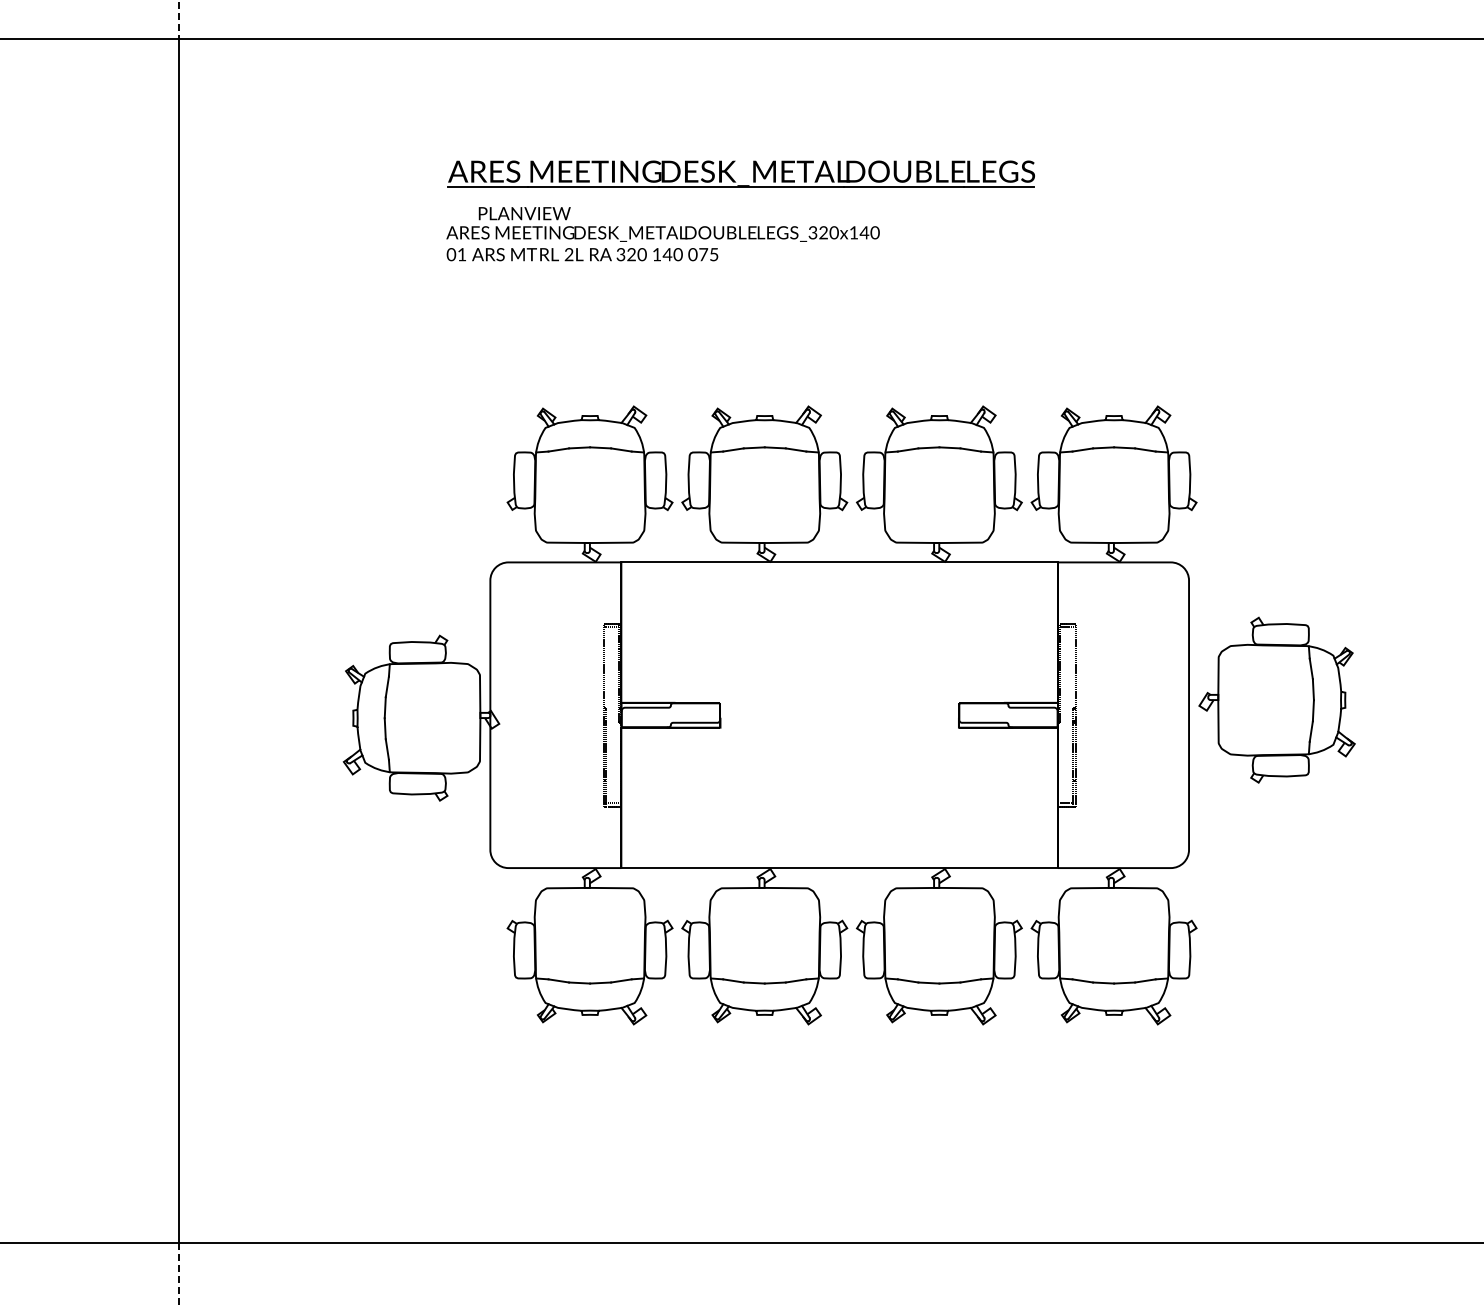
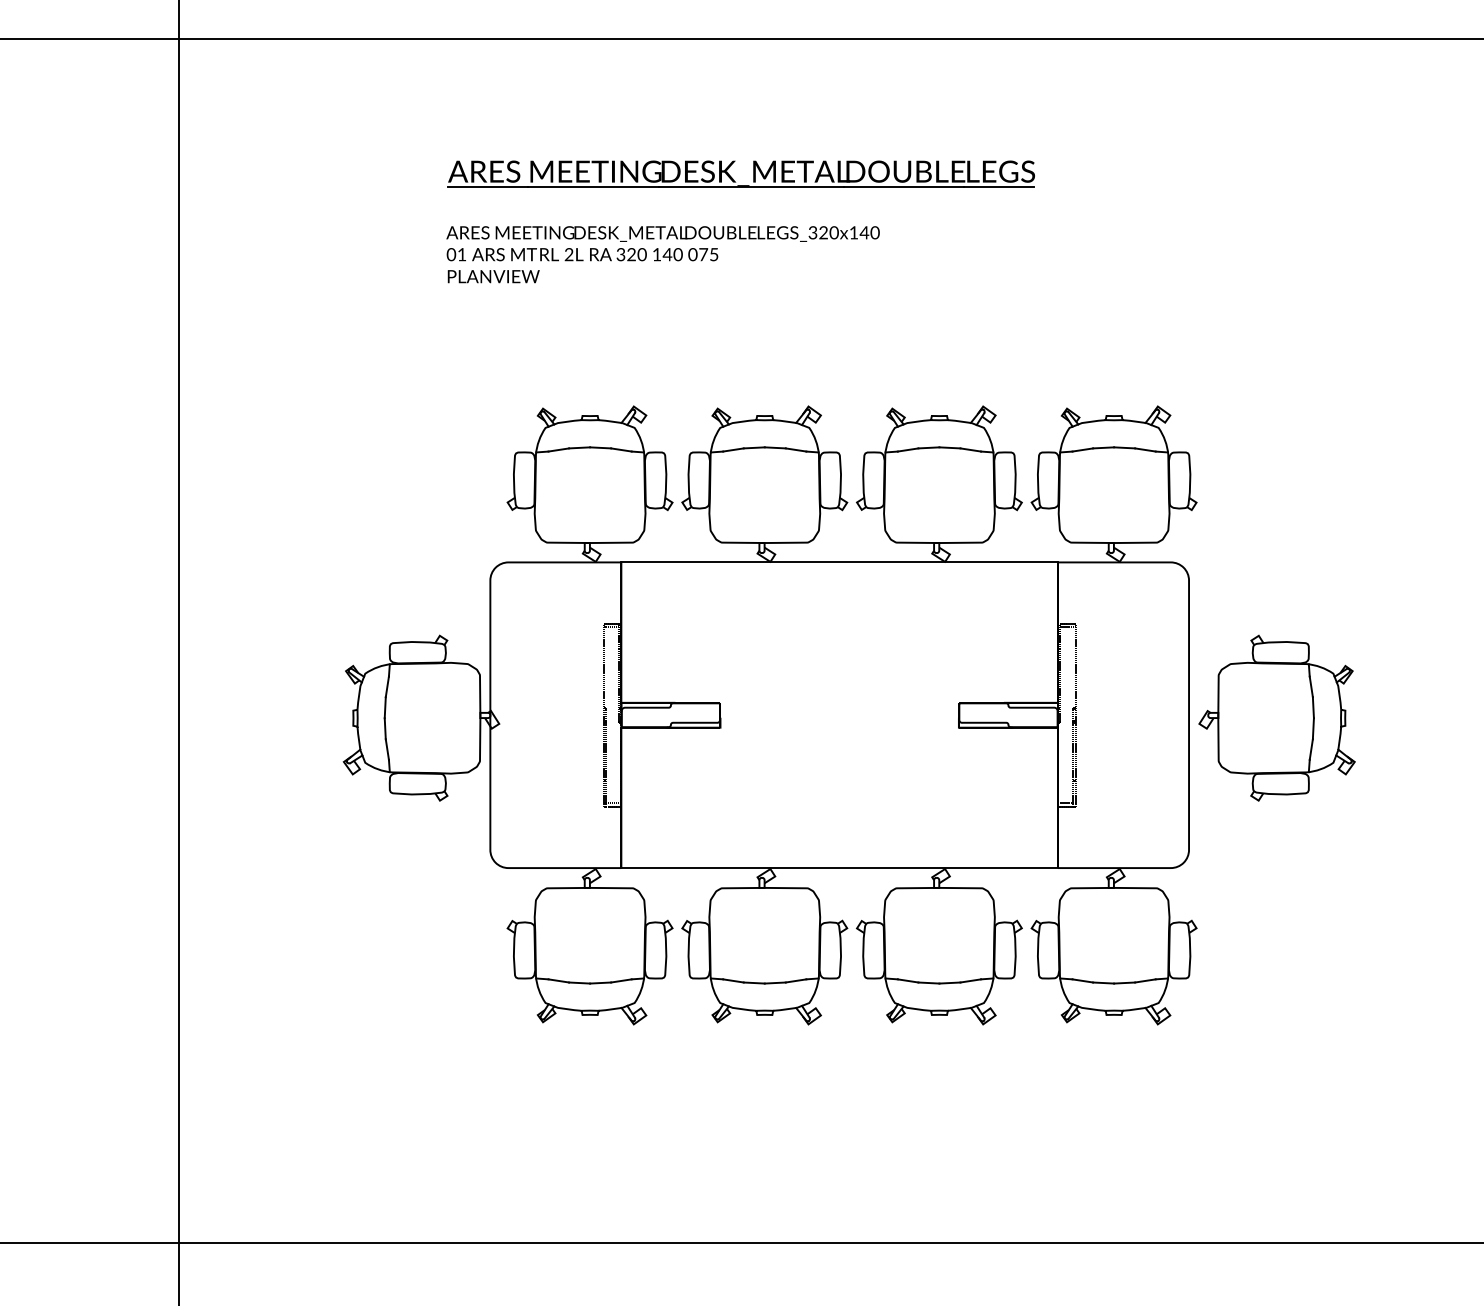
line: dashed -> solid (178, 20)
text position: (524, 213) -> (493, 276) (493, 276)
part position: (1276, 699) -> (1276, 717) (1276, 717)
line: dashed -> solid (178, 1274)
